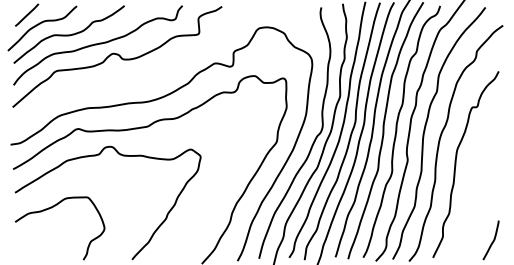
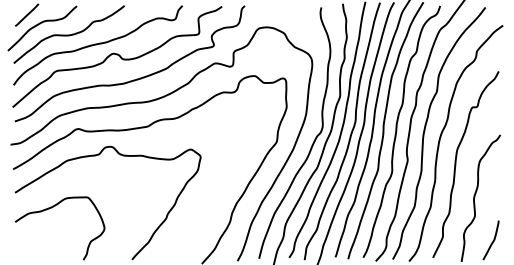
curve: none -> present (133, 79)
curve: none -> present (475, 197)
